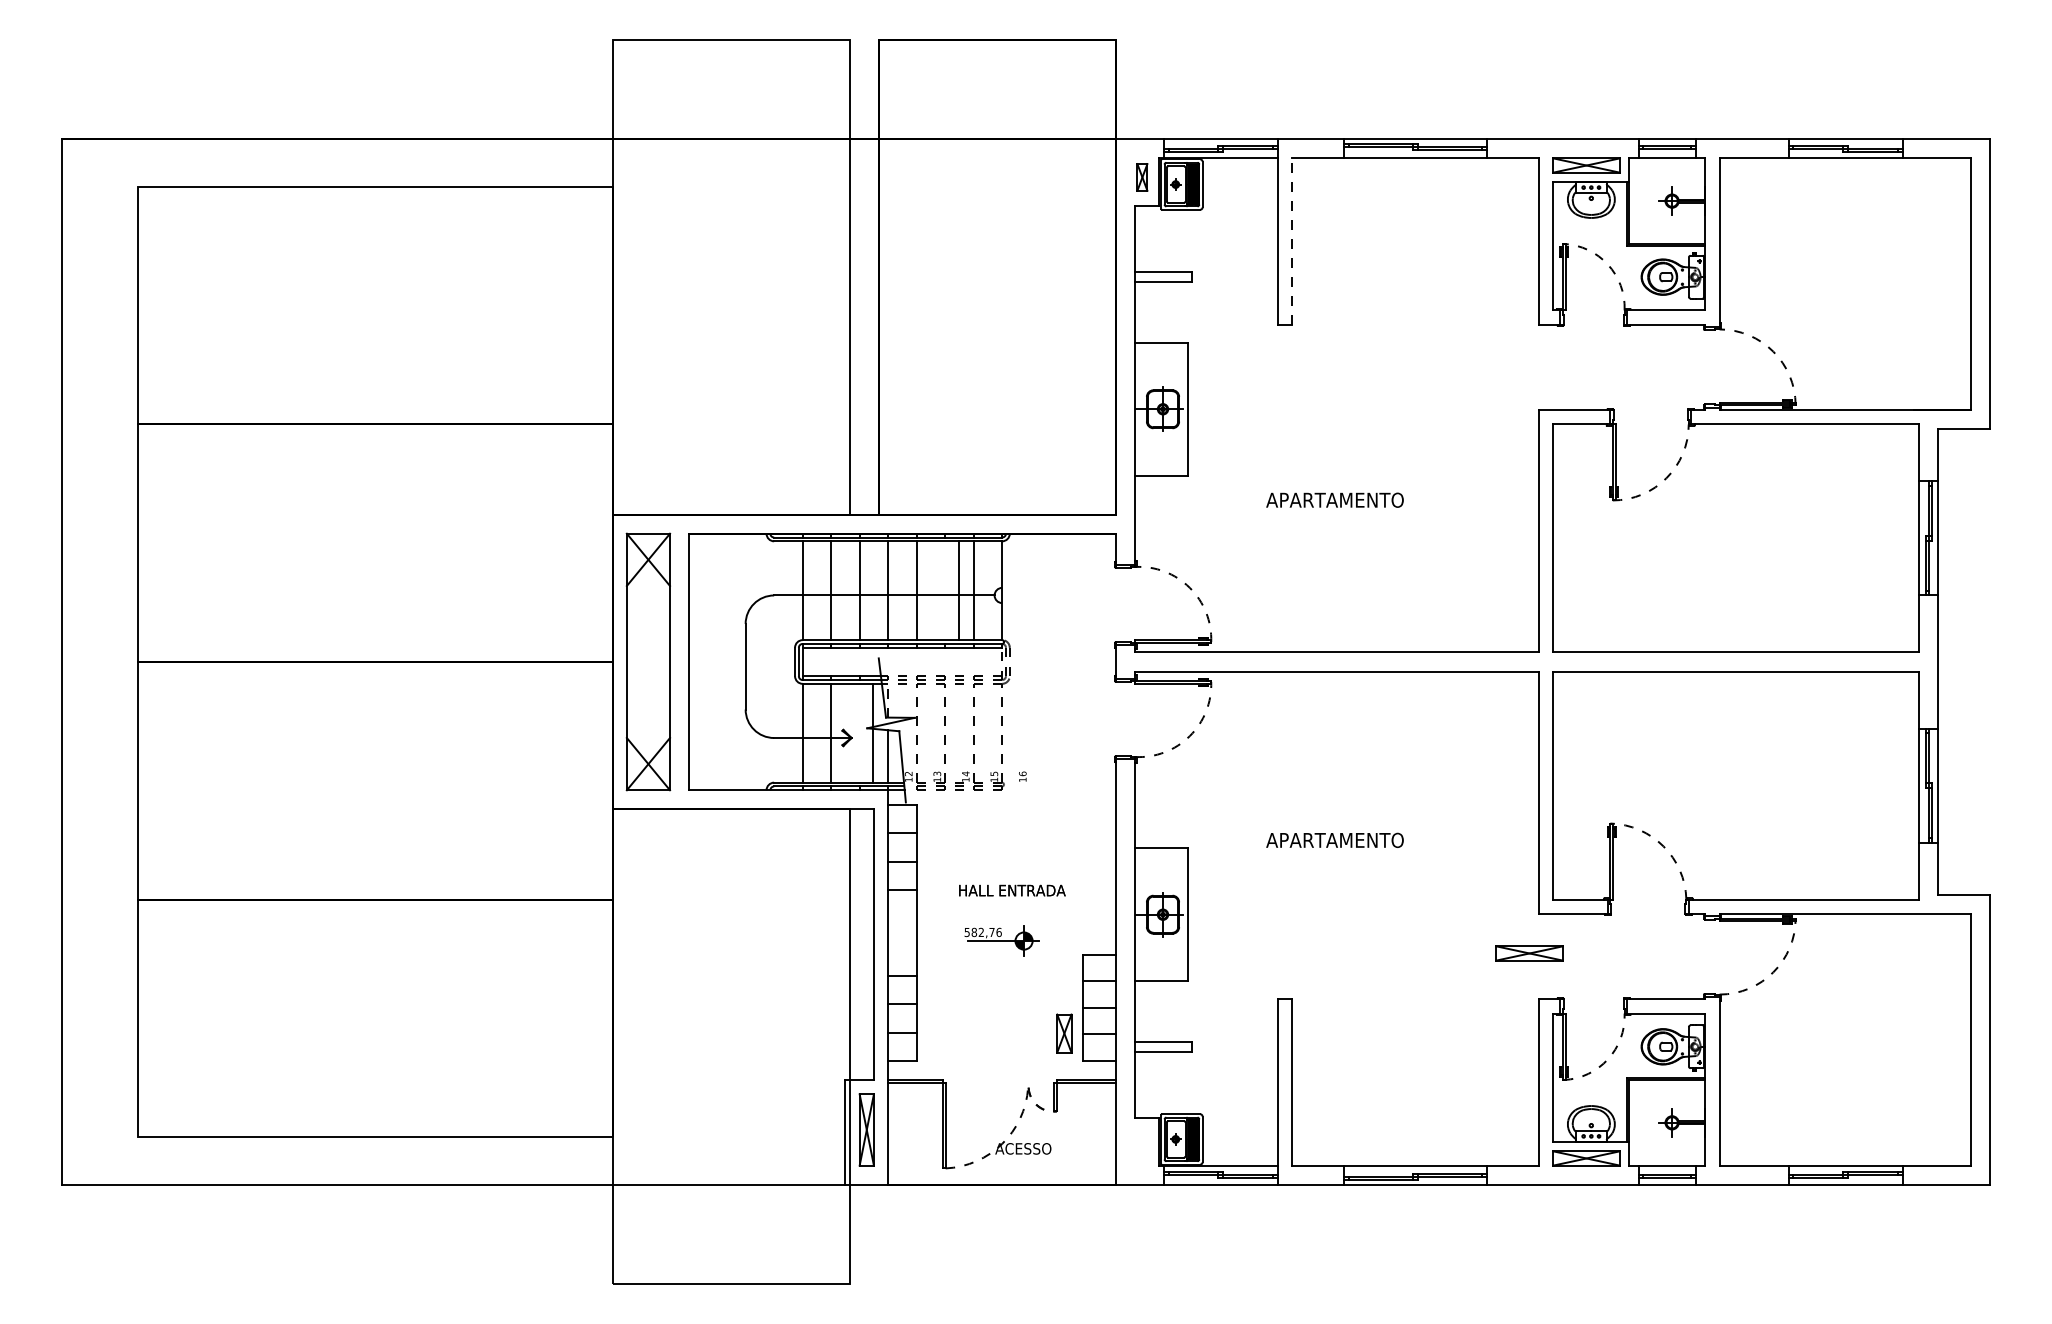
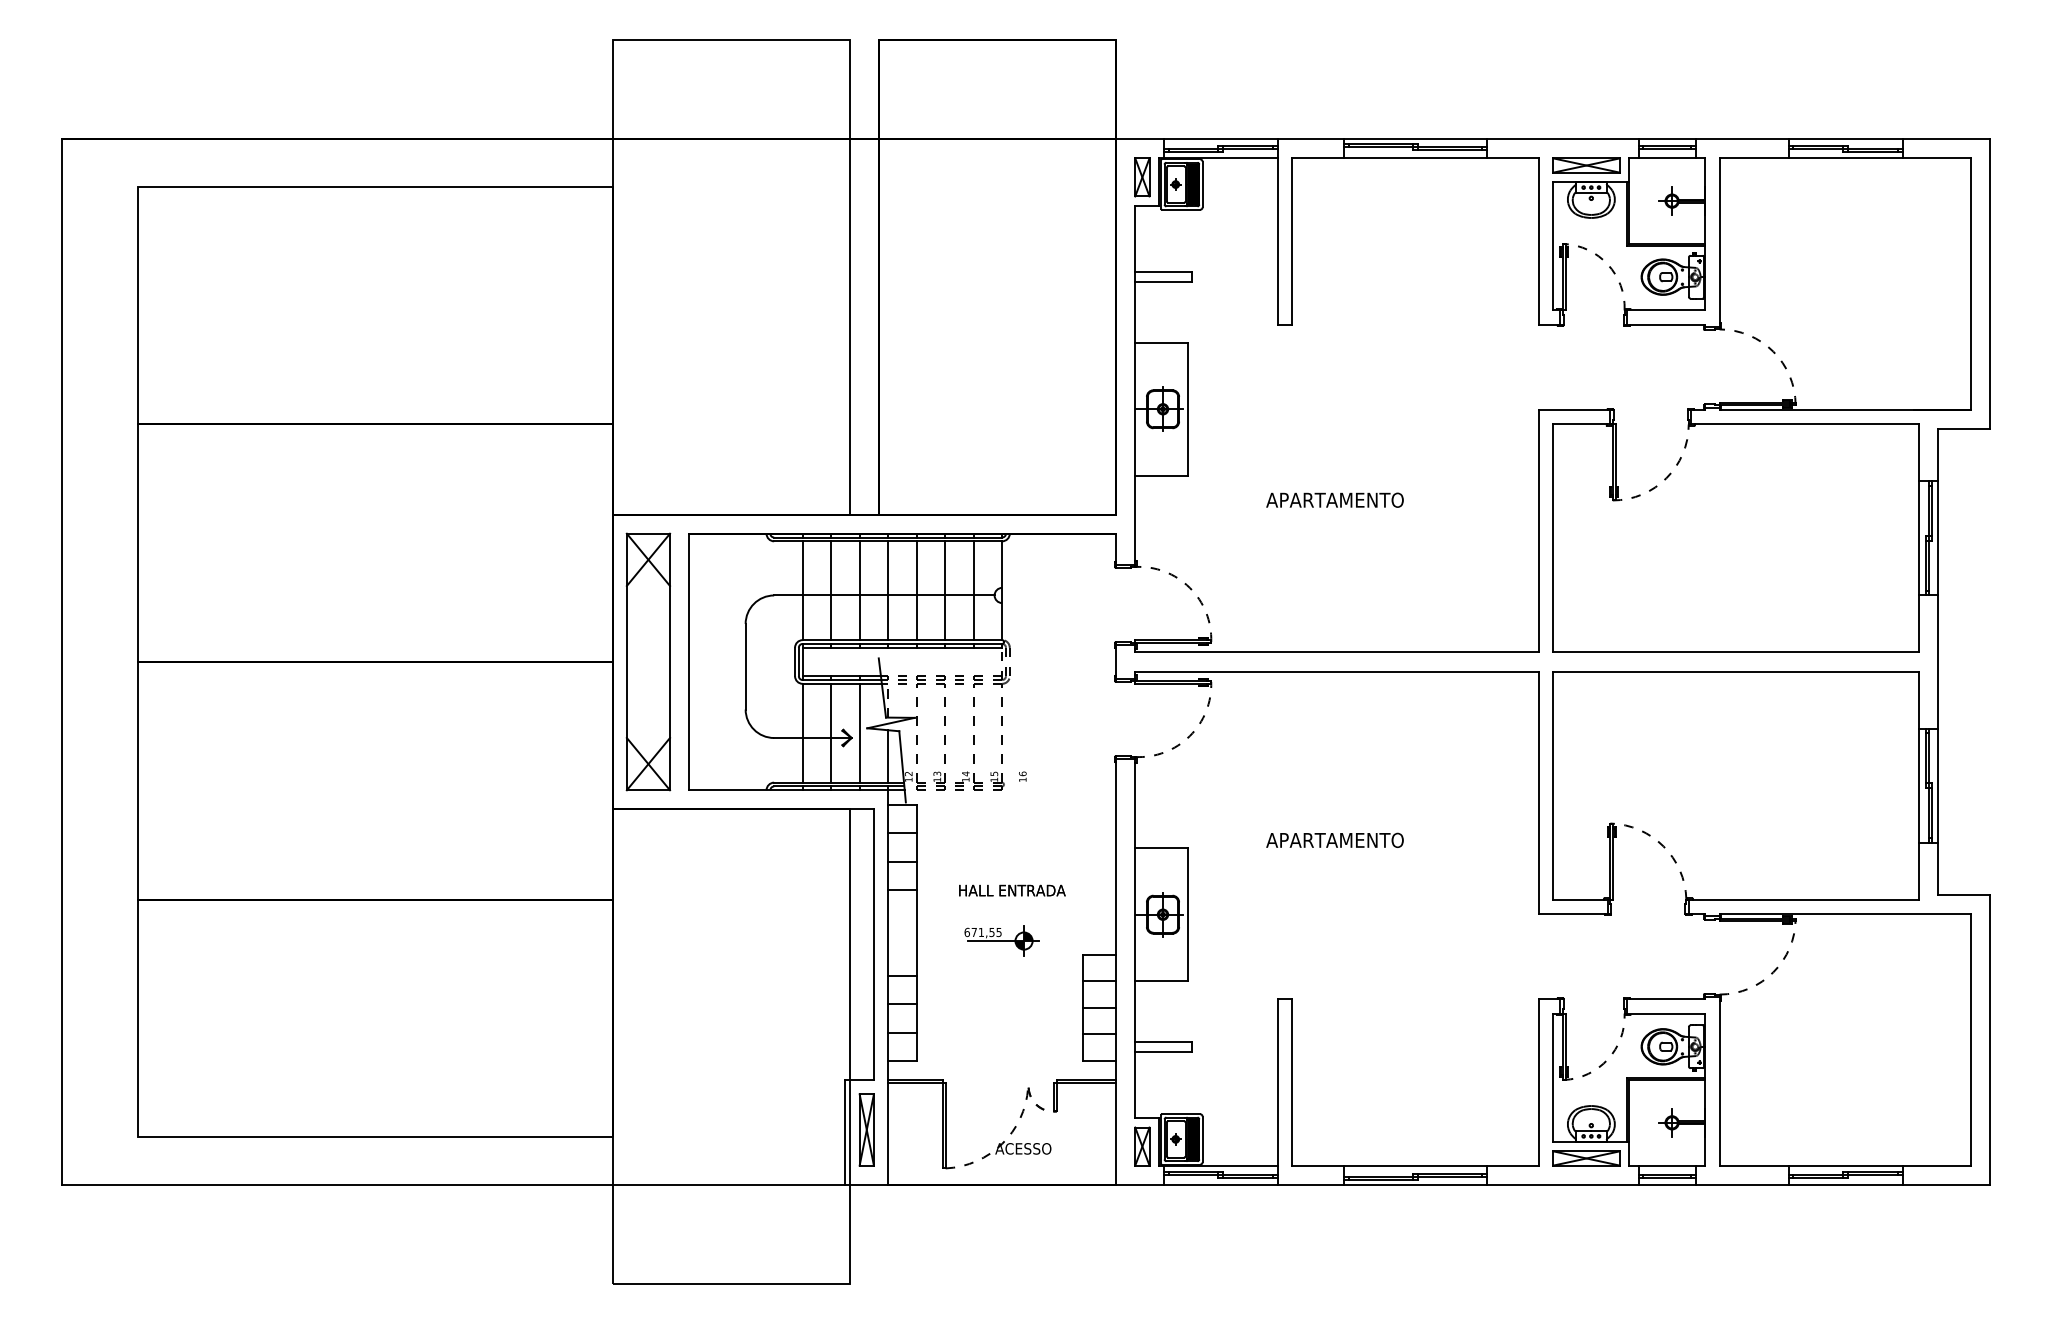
part size: 13x29 px -> 17x41 px (1142, 177)
line: dashed -> solid (1292, 241)
line position: (959, 590) -> (945, 590) (945, 590)
line position: (872, 732) -> (859, 732) (859, 732)
text: 582,76 -> 671,55 (982, 932)
part: present -> none (1529, 953)
part position: (1064, 1033) -> (1142, 1146) (1142, 1146)
